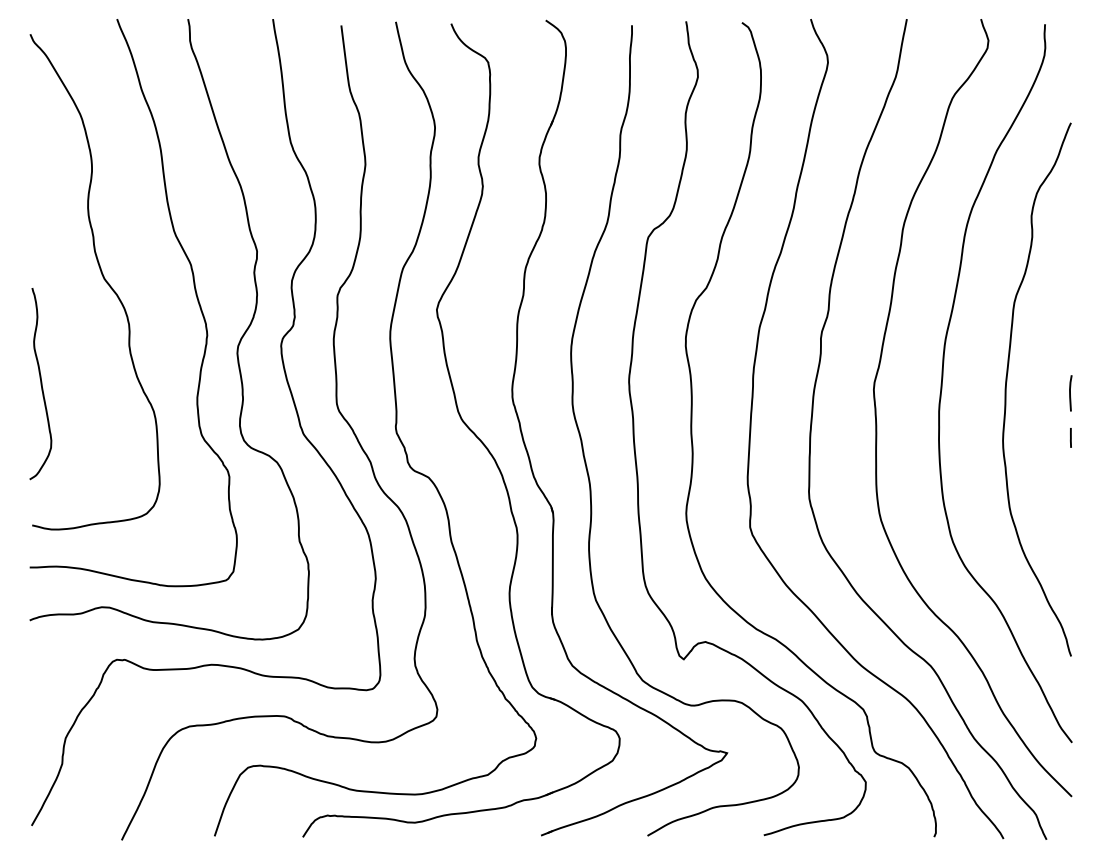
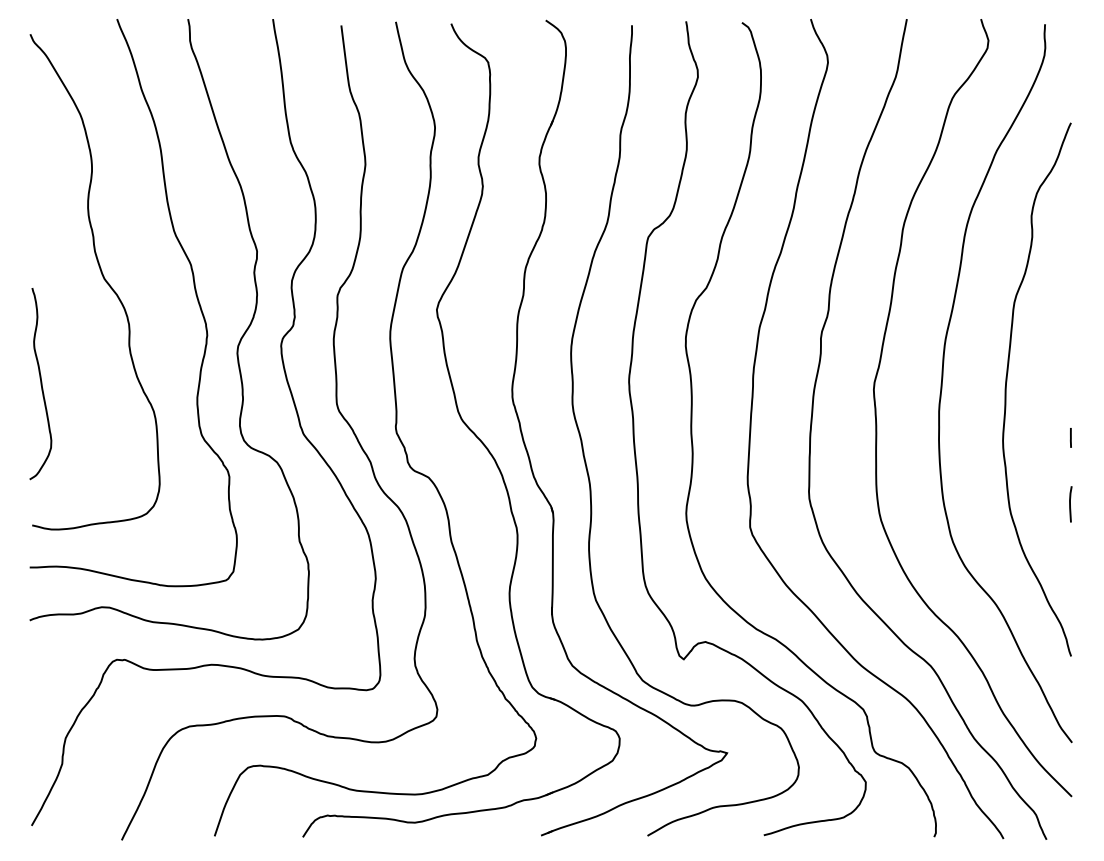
line position: (1070, 393) -> (1070, 504) (1070, 504)
